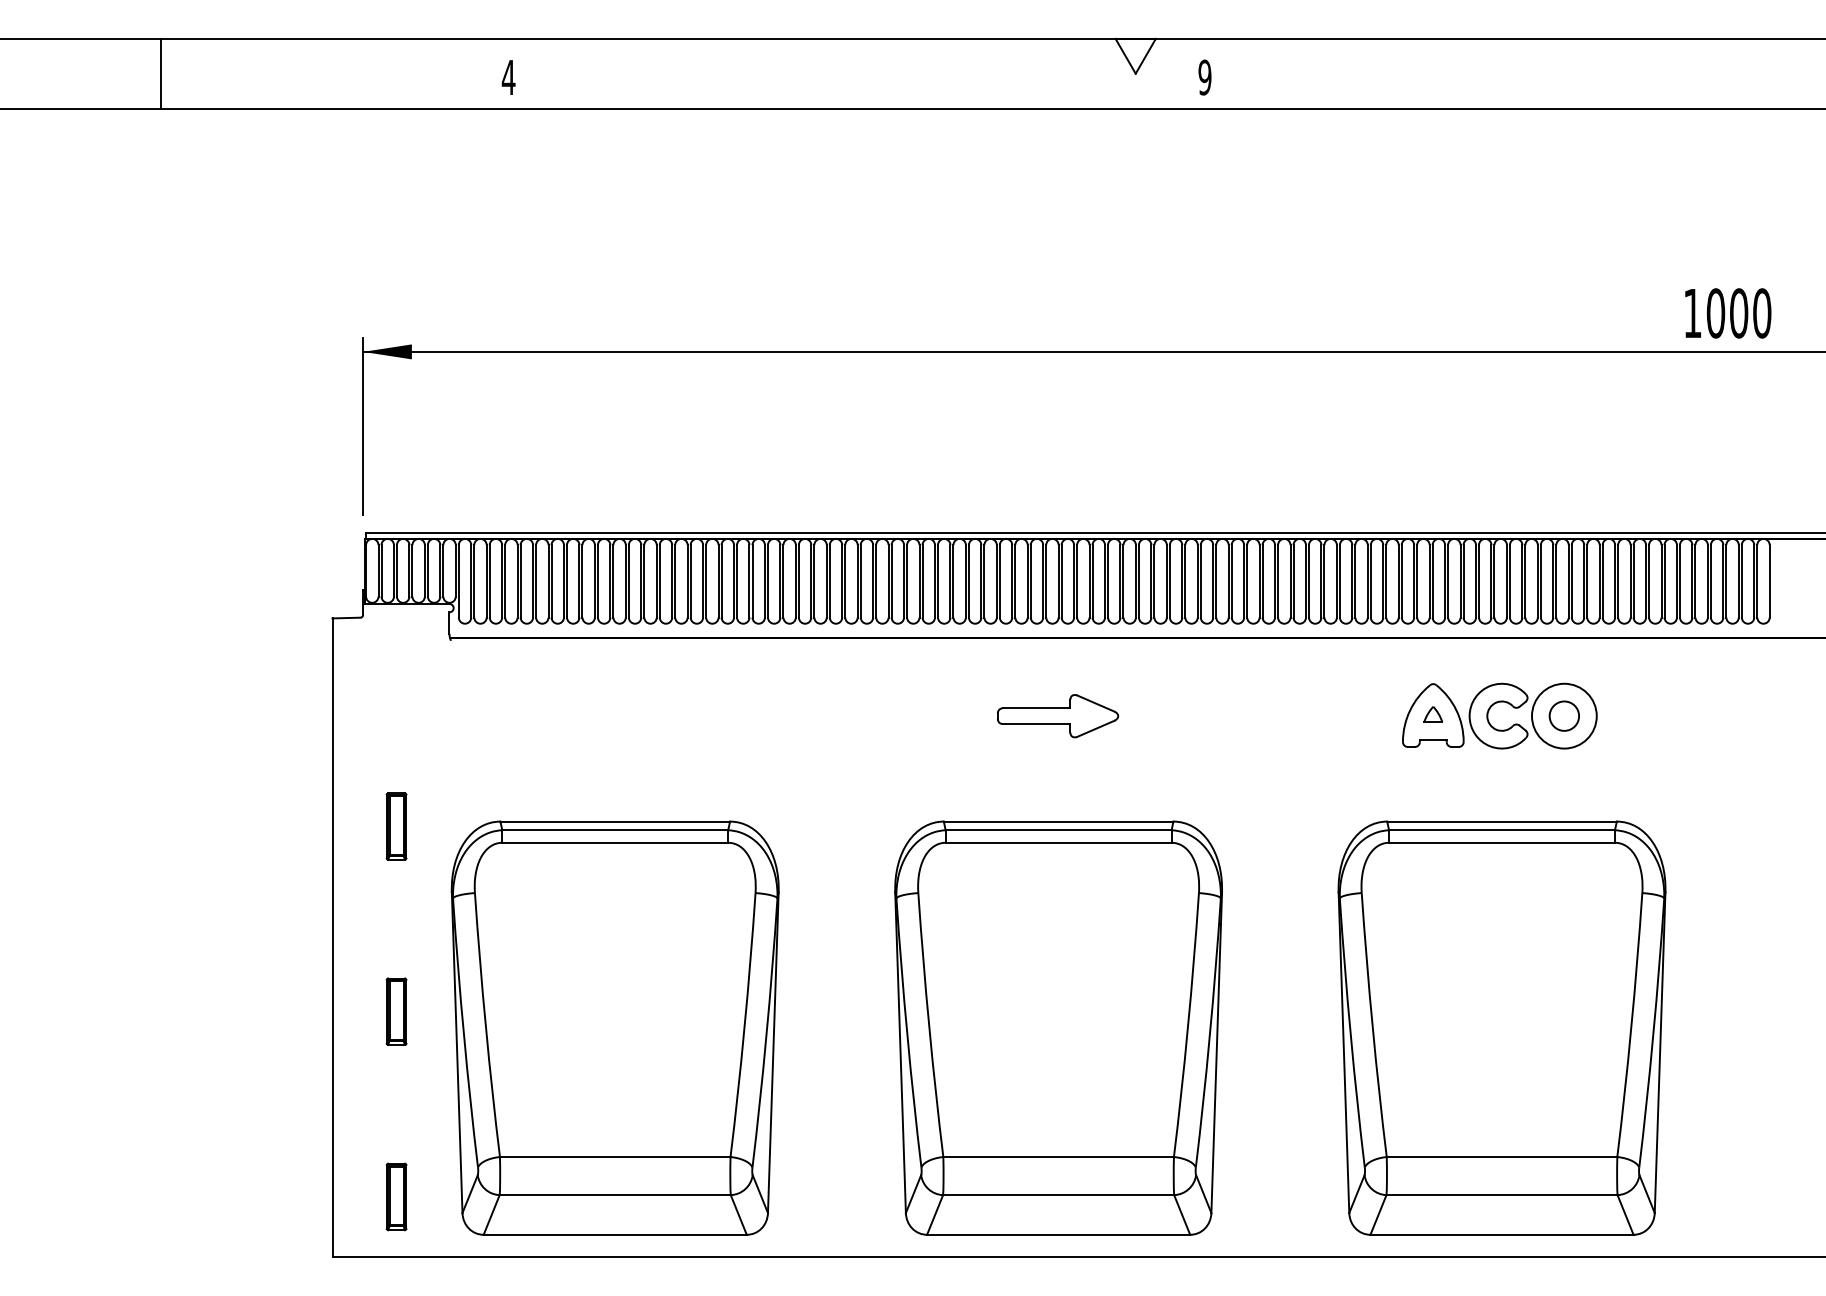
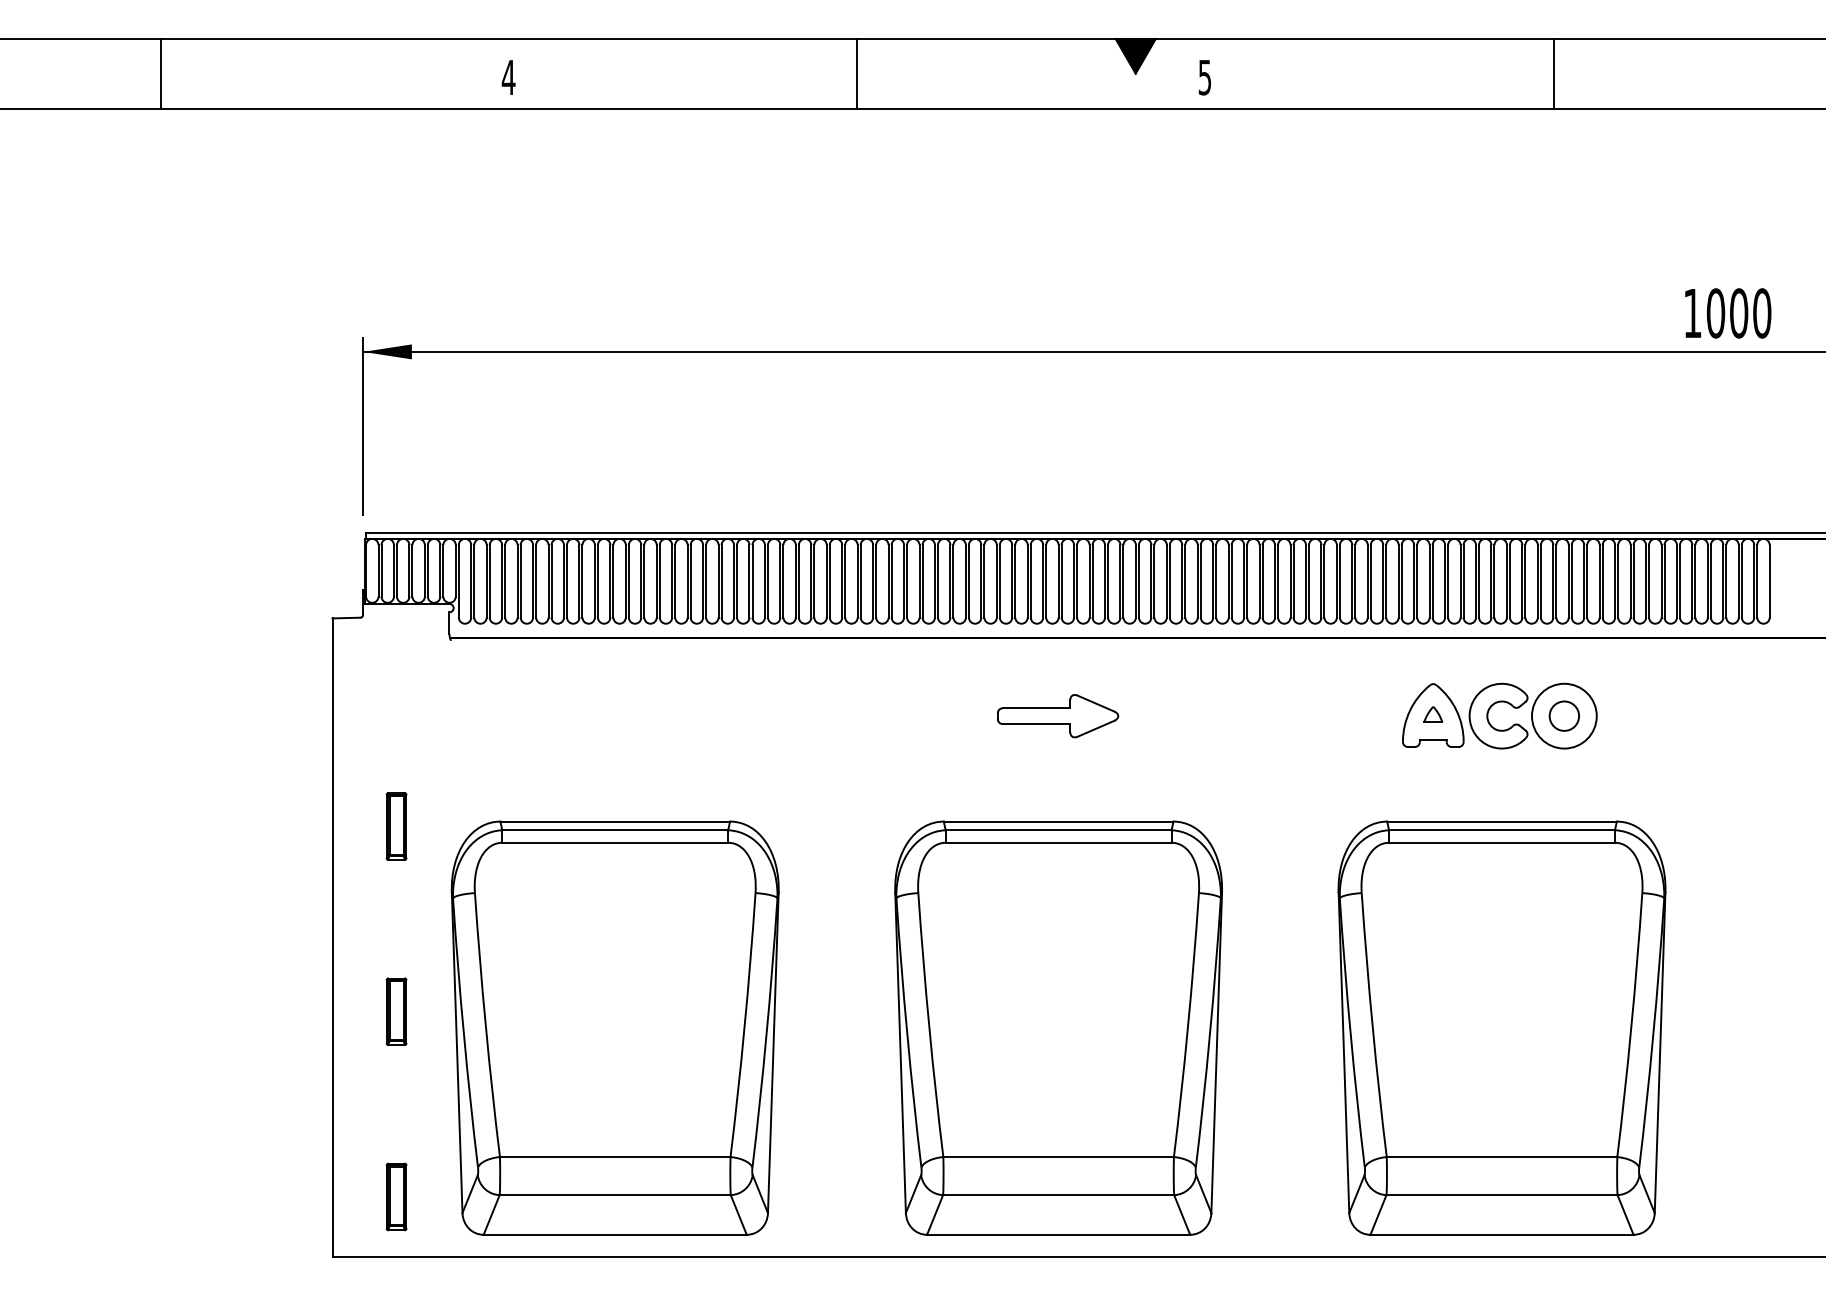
fill: none -> present (1135, 55)
line: none -> present (857, 73)
line: none -> present (1553, 73)
text: 9 -> 5 (1204, 77)
